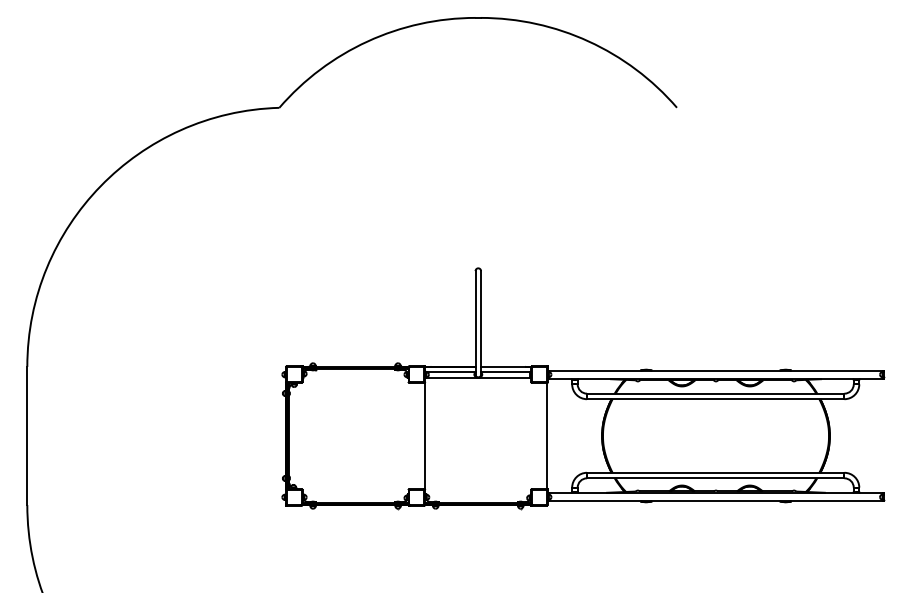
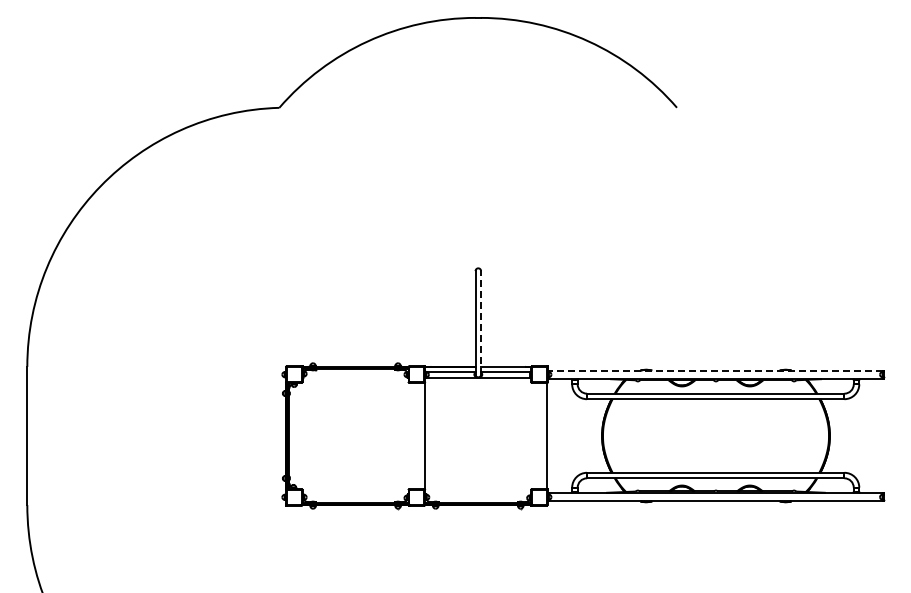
line: solid -> dashed (481, 322)
line: solid -> dashed (715, 370)
